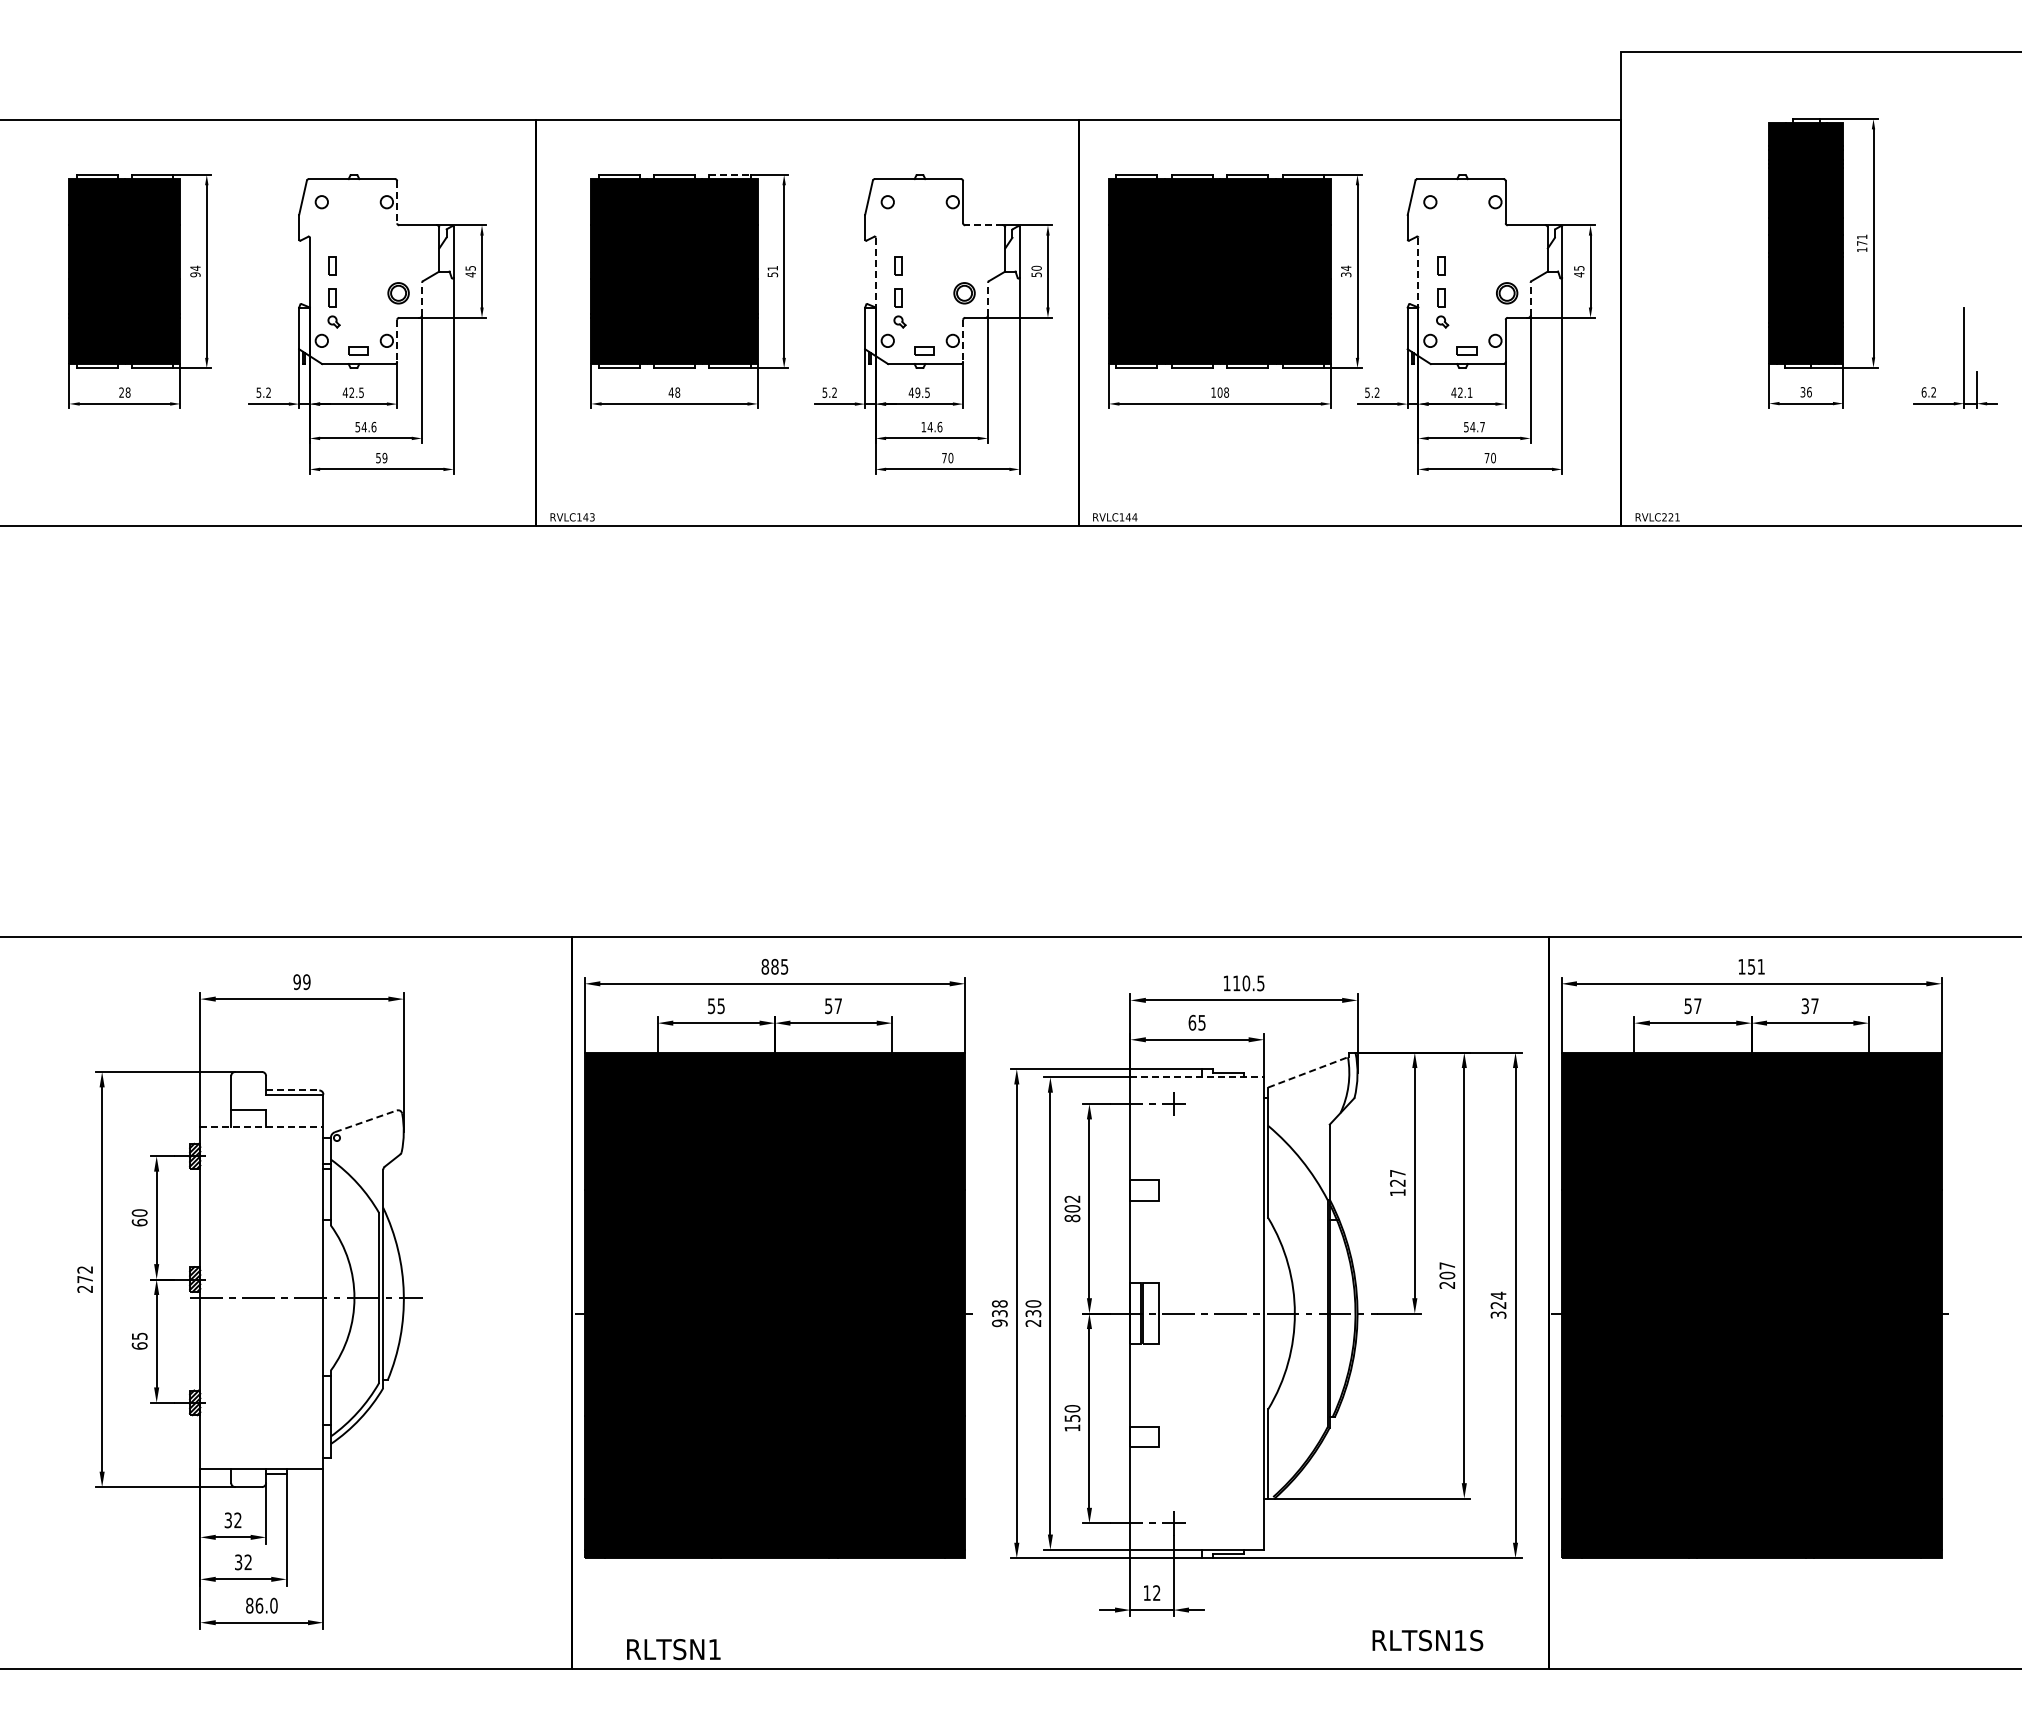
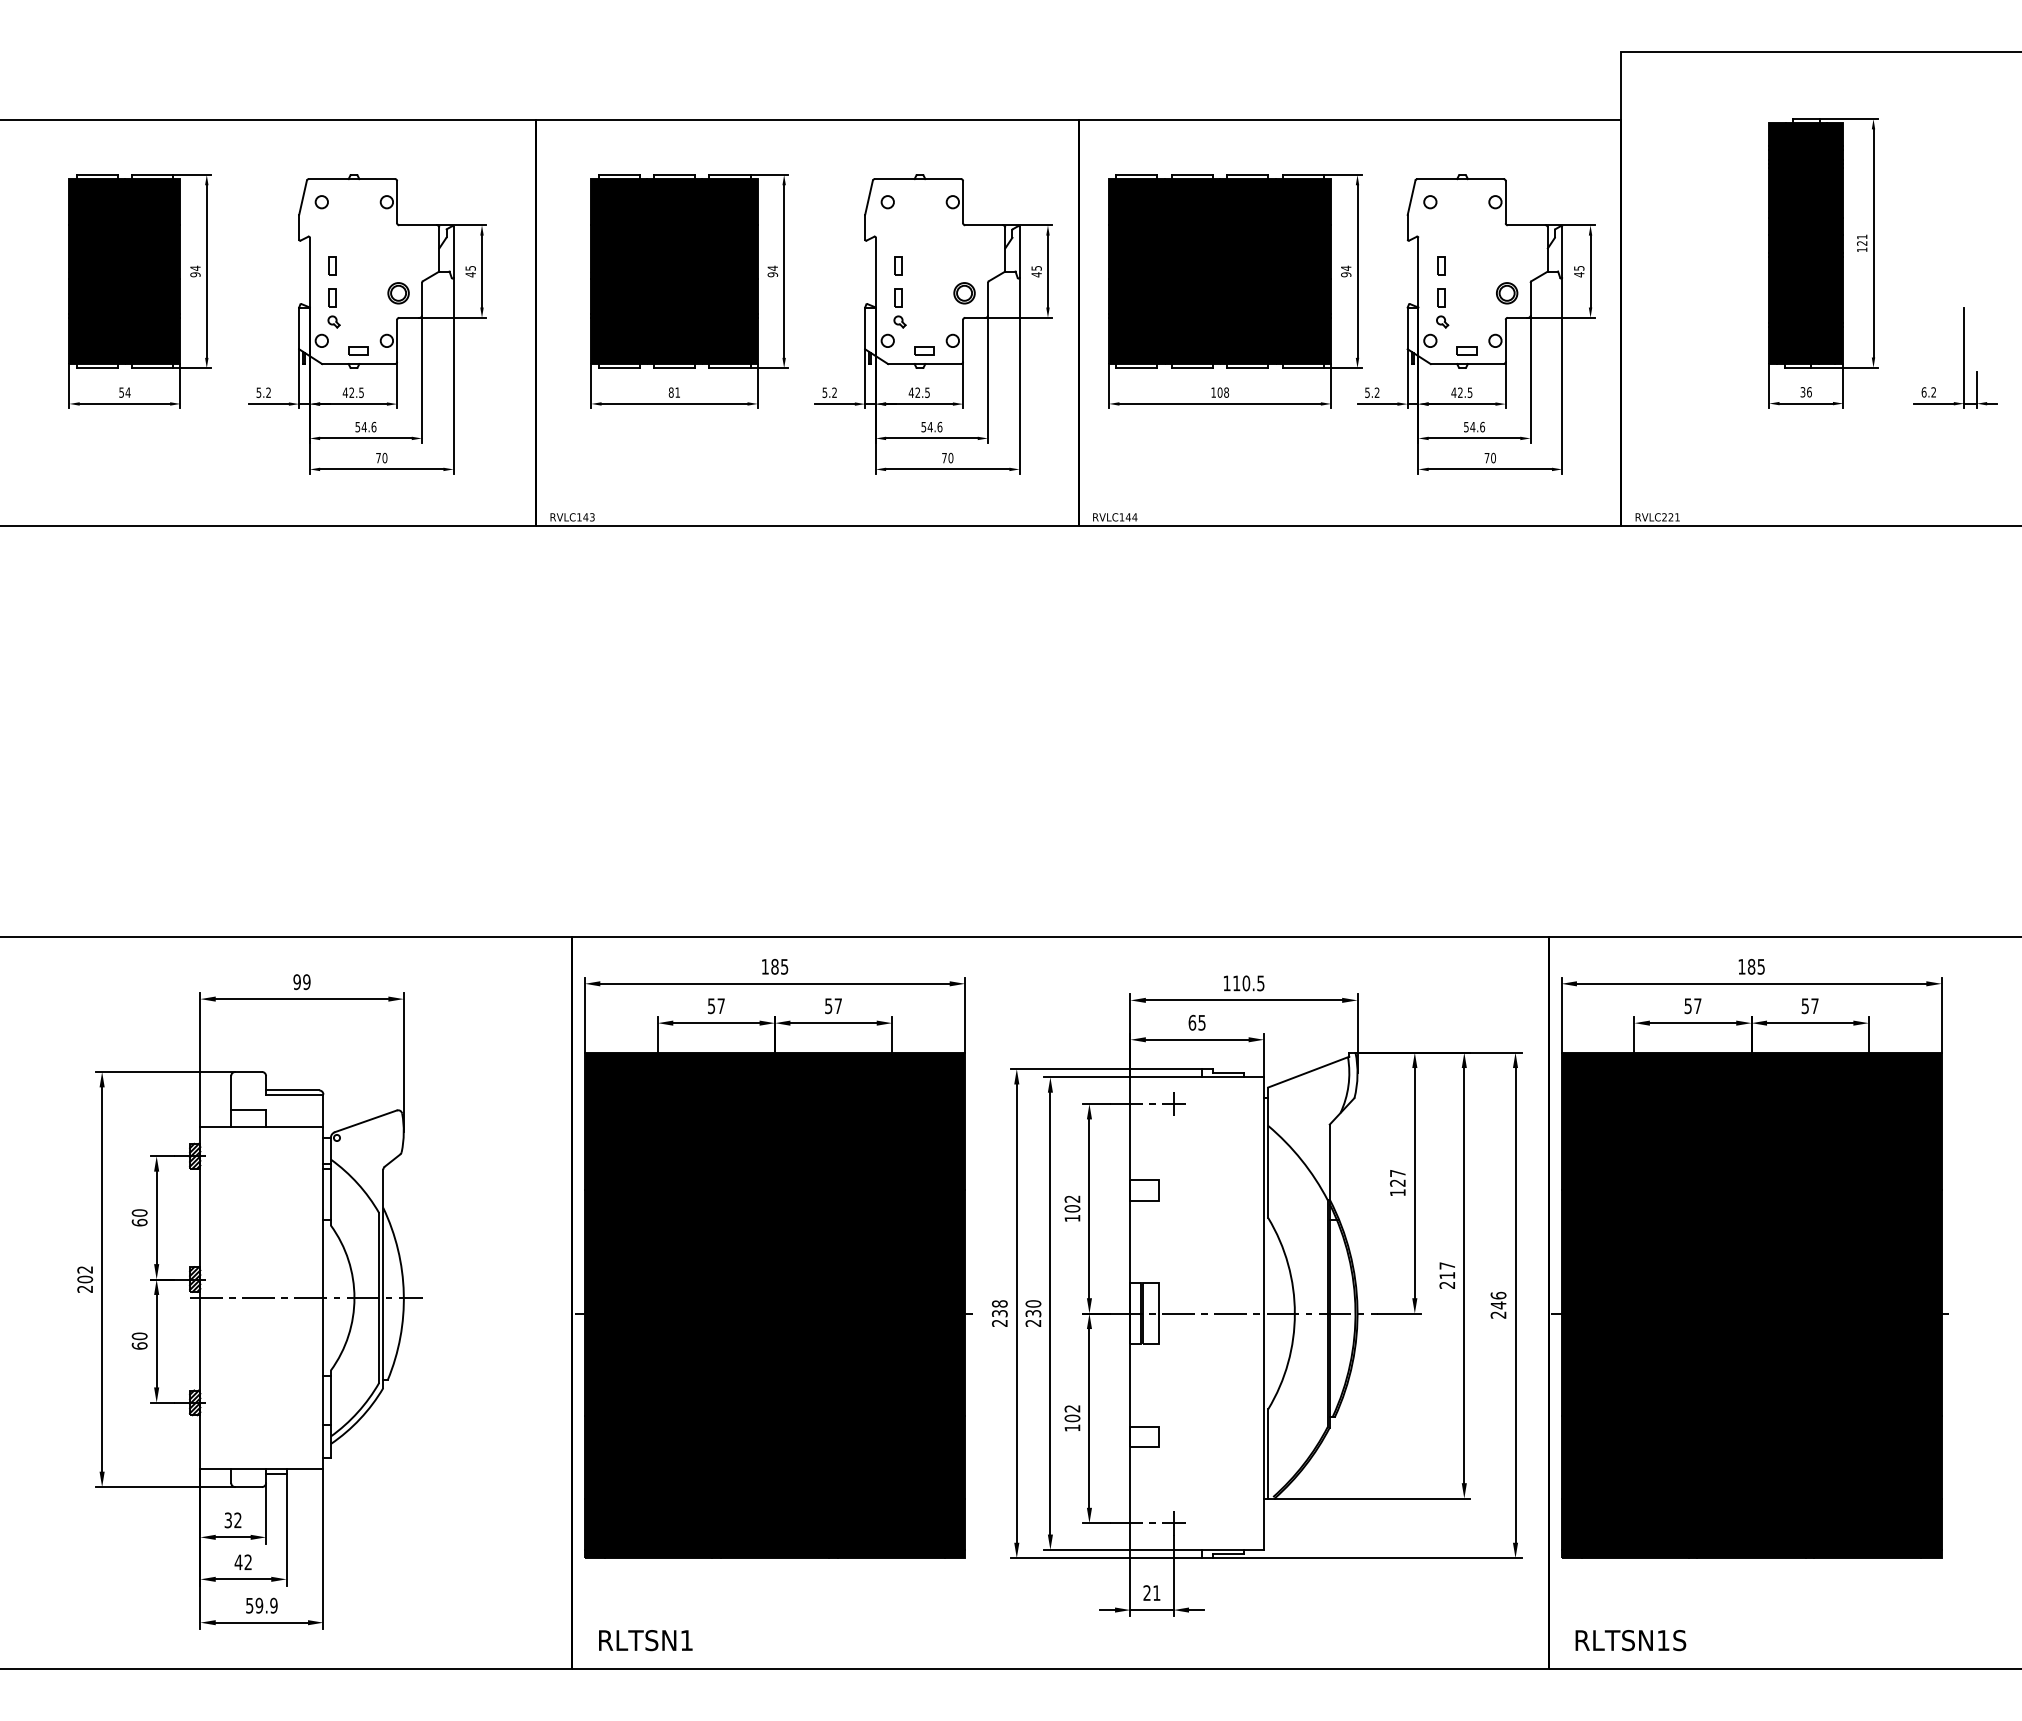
line: dashed -> solid (730, 174)
line: dashed -> solid (397, 202)
line: dashed -> solid (983, 225)
text: 171 -> 121 (1862, 243)
text: 51 -> 94 (772, 271)
text: 50 -> 45 (1036, 271)
line: dashed -> solid (875, 272)
line: dashed -> solid (1418, 272)
text: 34 -> 94 (1346, 274)
line: dashed -> solid (422, 298)
line: dashed -> solid (988, 298)
line: dashed -> solid (1530, 298)
line: dashed -> solid (397, 341)
line: dashed -> solid (963, 341)
text: 28 -> 54 (124, 392)
text: 48 -> 81 (674, 392)
text: 49.5 -> 42.5 (917, 392)
text: 42.1 -> 42.5 (1469, 392)
text: 54.7 -> 54.6 (1482, 426)
text: 14.6 -> 54.6 (923, 427)
text: 59 -> 70 (381, 458)
text: 885 -> 185 (765, 966)
text: 151 -> 185 (1755, 966)
text: 37 -> 57 (1805, 1005)
text: 55 -> 57 (720, 1006)
line: dashed -> solid (1309, 1071)
line: dashed -> solid (1197, 1077)
line: dashed -> solid (292, 1090)
line: dashed -> solid (365, 1121)
line: dashed -> solid (261, 1127)
text: 802 -> 102 (1072, 1218)
text: 207 -> 217 (1447, 1275)
text: 272 -> 202 (85, 1279)
text: 324 -> 246 (1498, 1304)
text: 938 -> 238 (999, 1323)
text: 65 -> 60 (139, 1336)
text: 150 -> 102 (1072, 1413)
text: 32 -> 42 (238, 1562)
text: 12 -> 21 (1151, 1592)
text: 86.0 -> 59.9 (261, 1605)
text position: (1427, 1640) -> (1630, 1640) (1630, 1640)
text position: (673, 1649) -> (645, 1640) (645, 1640)
